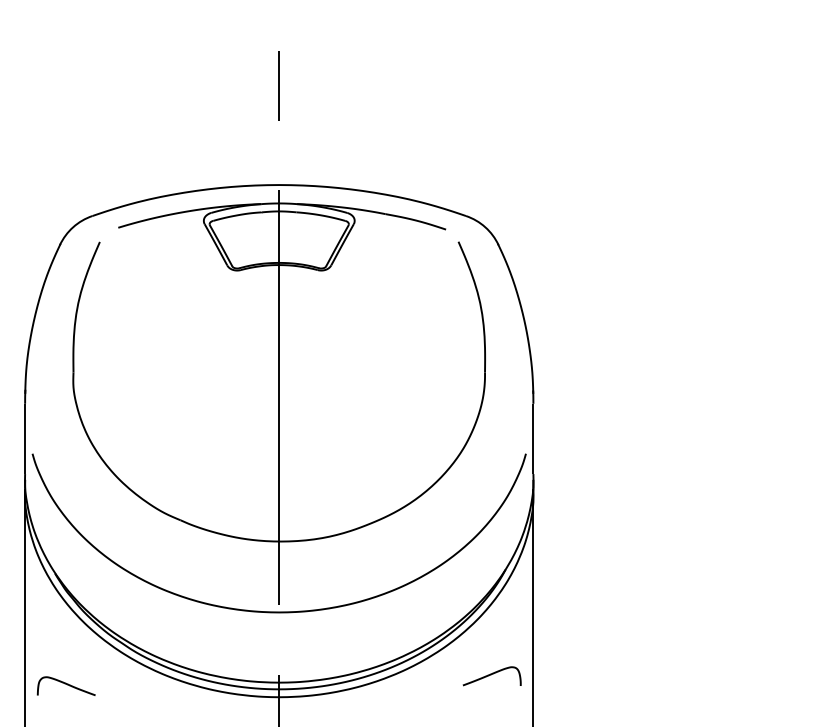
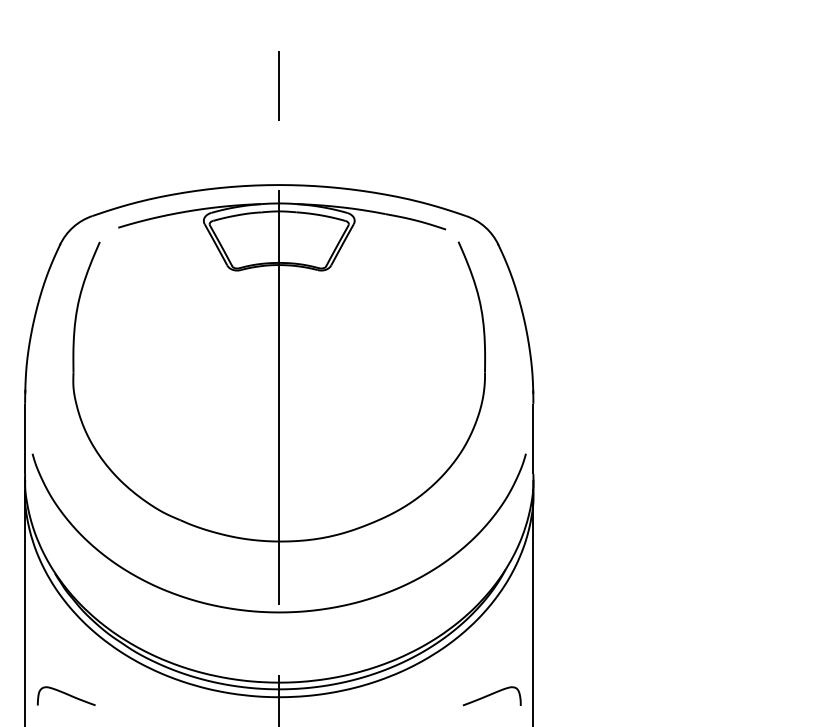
curve position: (491, 675) -> (491, 695) (491, 695)
curve position: (65, 684) -> (65, 694) (65, 694)
